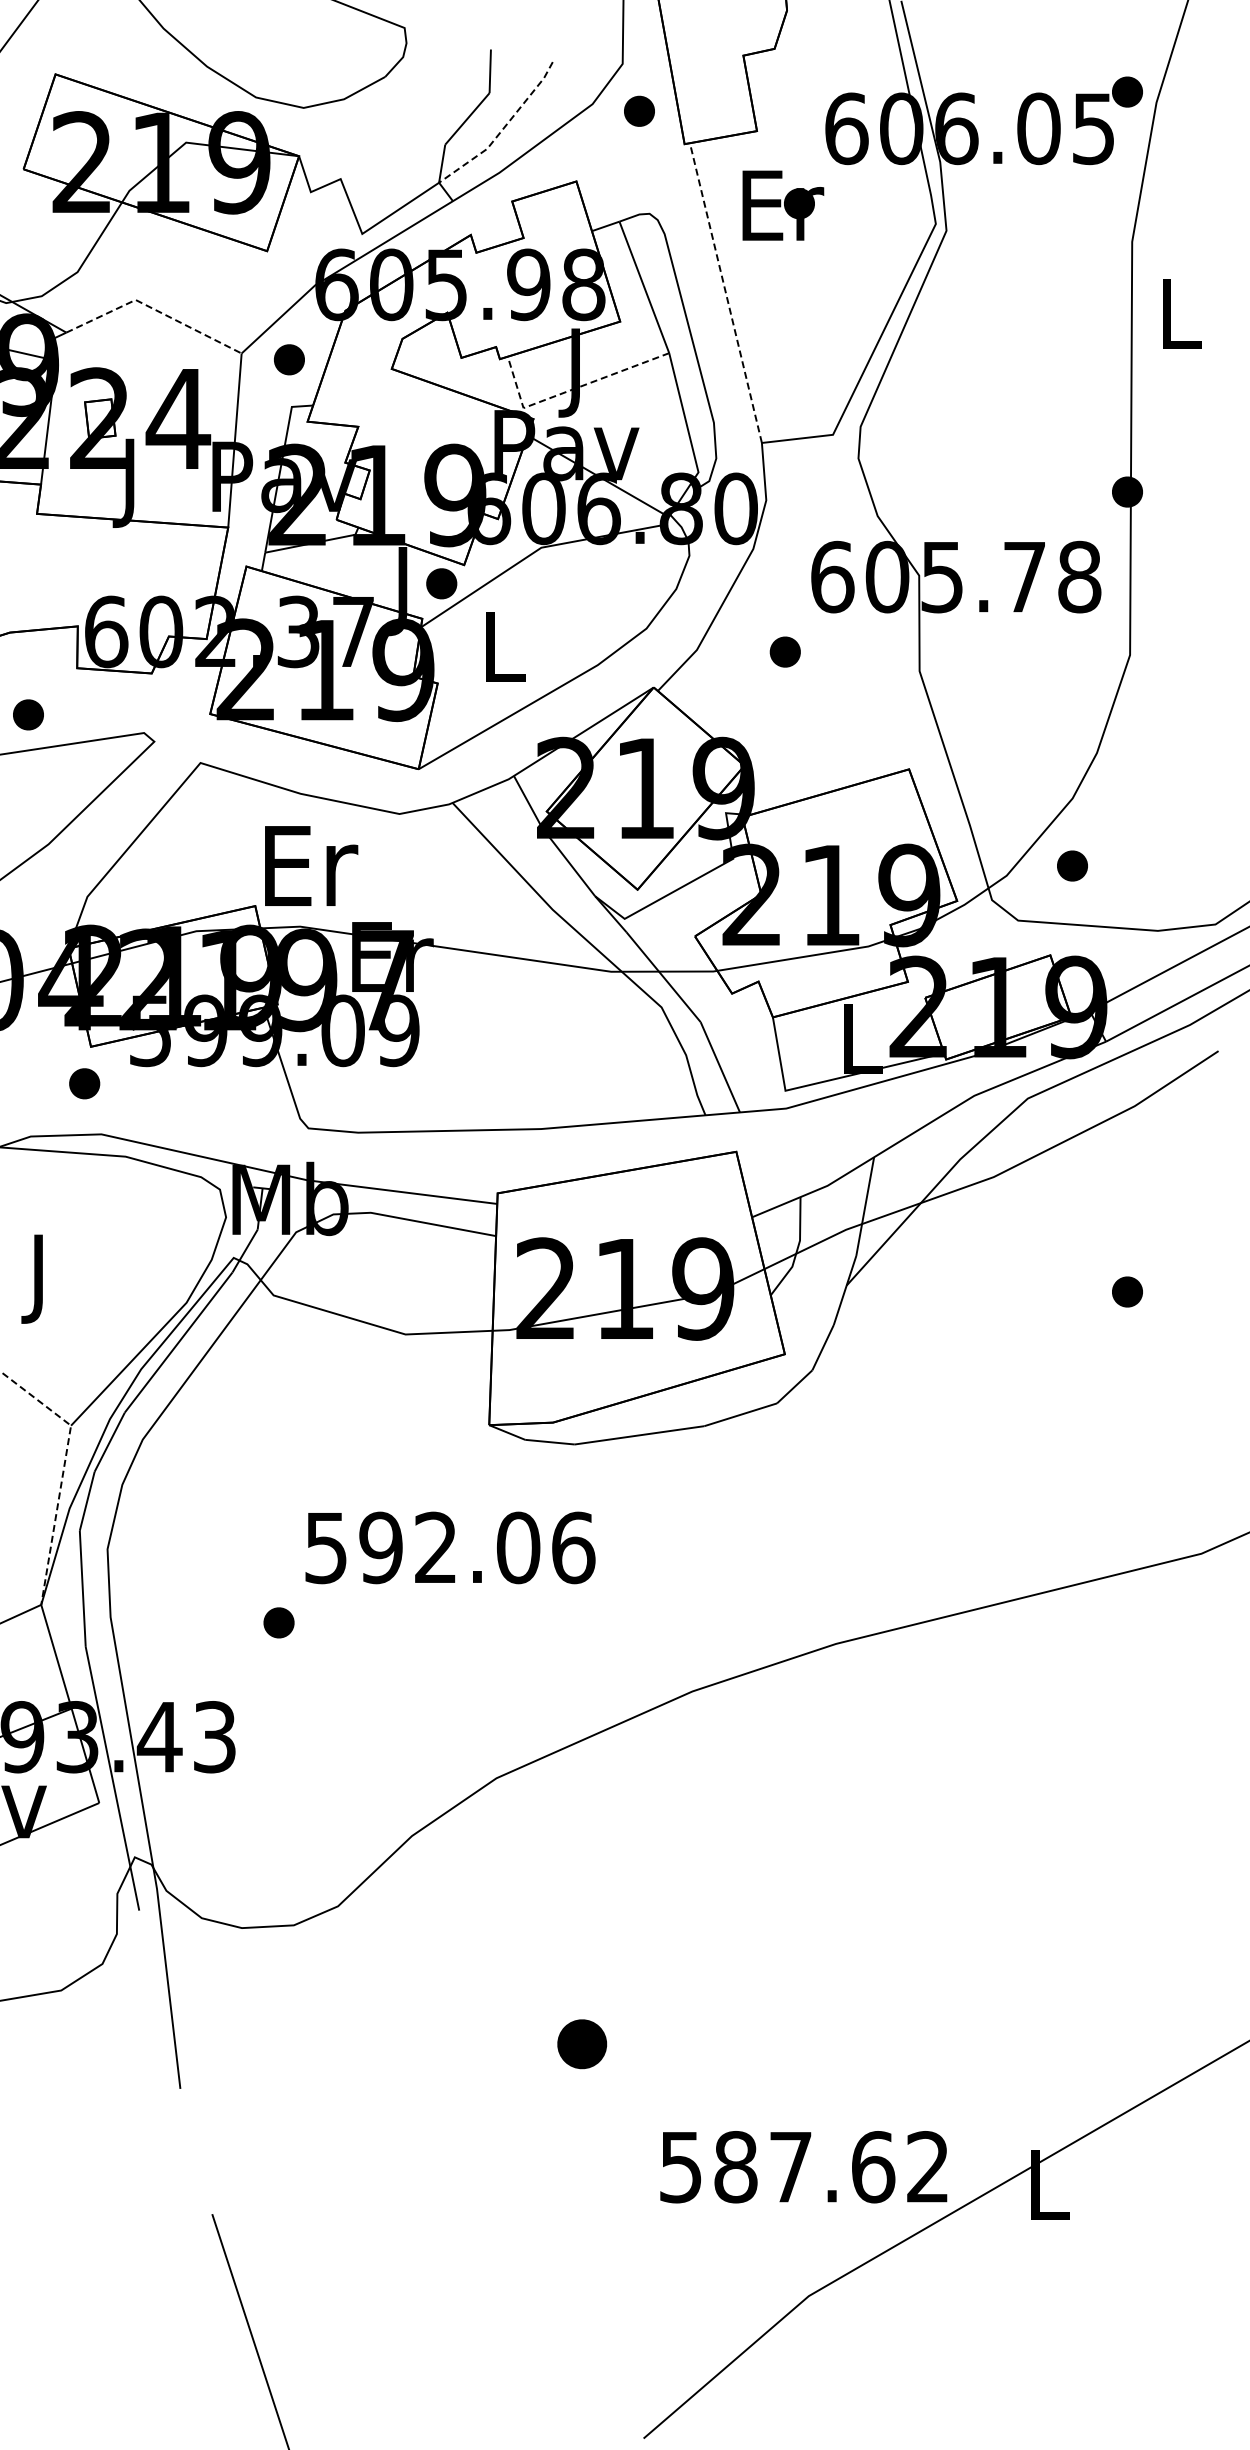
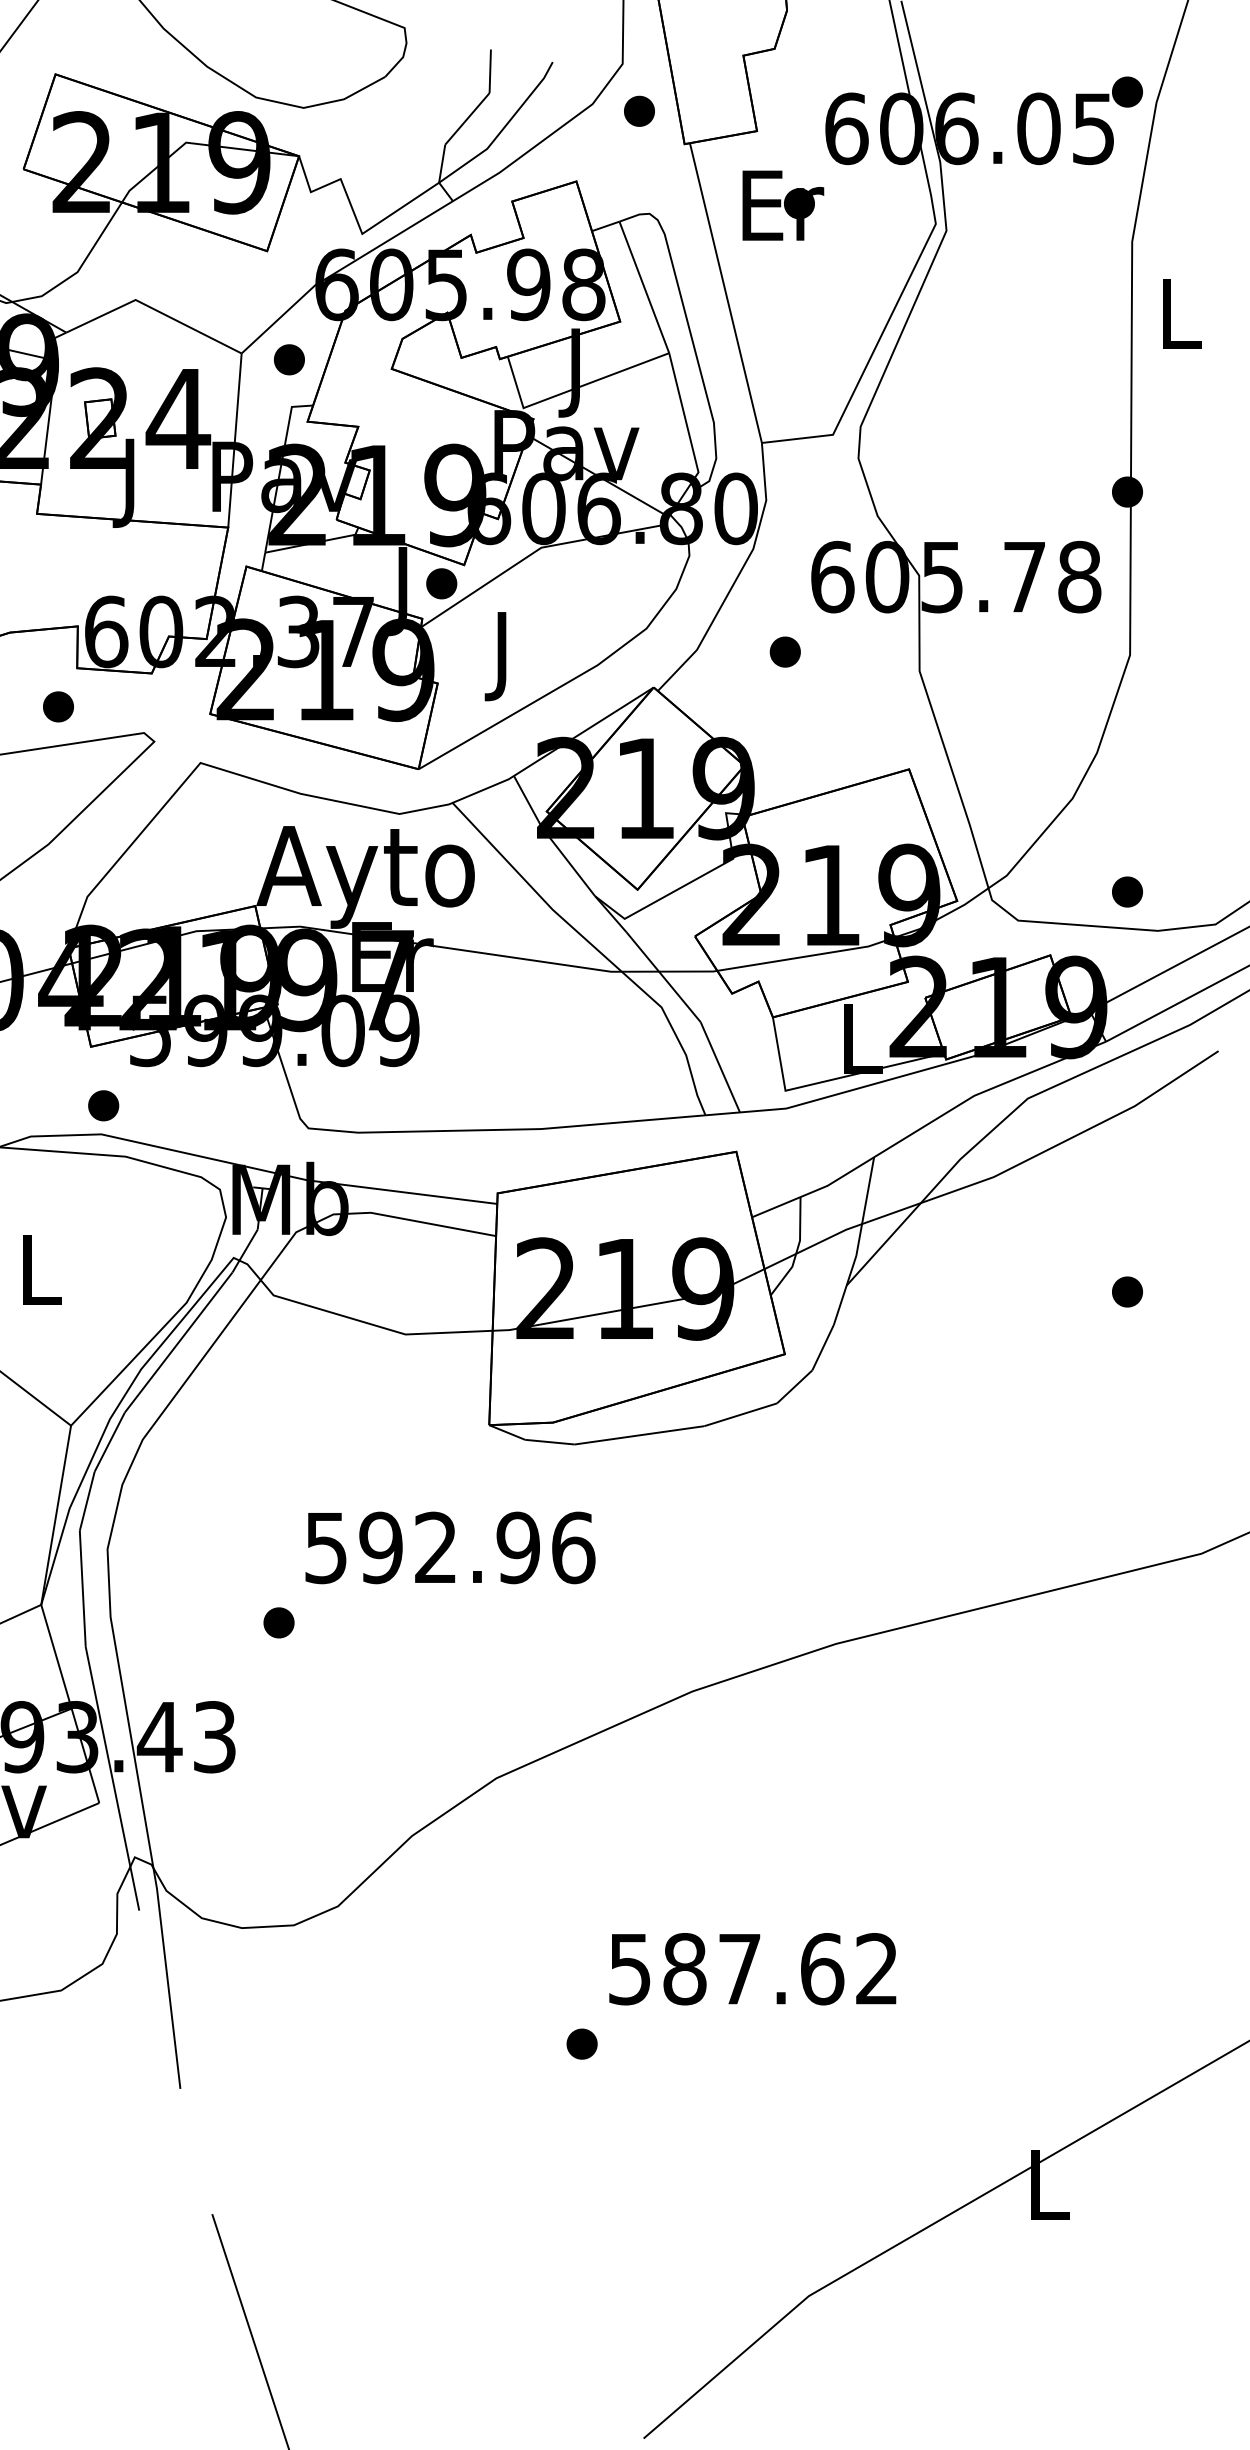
line: dashed -> solid (502, 129)
line: dashed -> solid (725, 292)
line: dashed -> solid (154, 309)
line: dashed -> solid (570, 390)
text: L -> J (504, 656)
part position: (28, 714) -> (58, 706) (58, 706)
part position: (1072, 865) -> (1127, 891) (1127, 891)
text: Er -> Ayto (365, 877)
part position: (84, 1083) -> (103, 1105) (103, 1105)
text: J -> L (41, 1278)
line: dashed -> solid (63, 1470)
text: 592.06 -> 592.96 (518, 1547)
part size: 51x51 px -> 32x32 px (581, 2043)
text position: (803, 2167) -> (752, 1969) (752, 1969)
